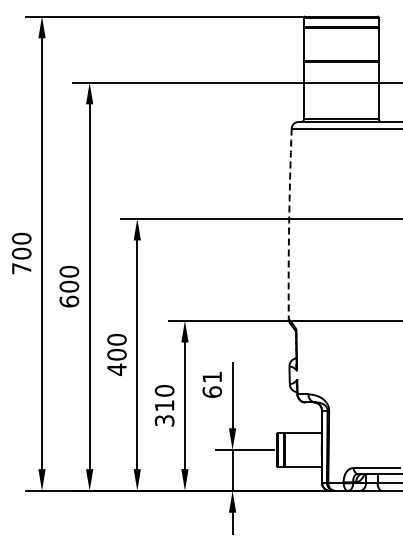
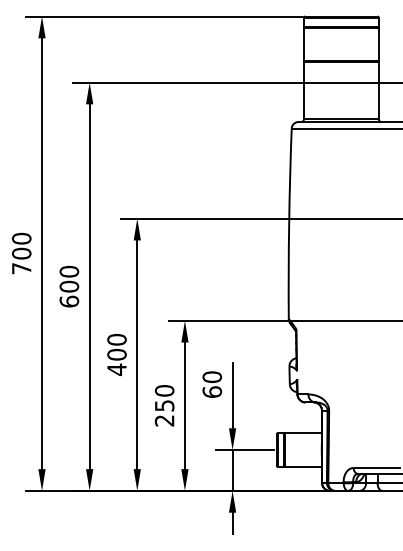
arc: dashed -> solid (289, 223)
text: 61 -> 60 (212, 377)
text: 310 -> 250 (164, 413)
